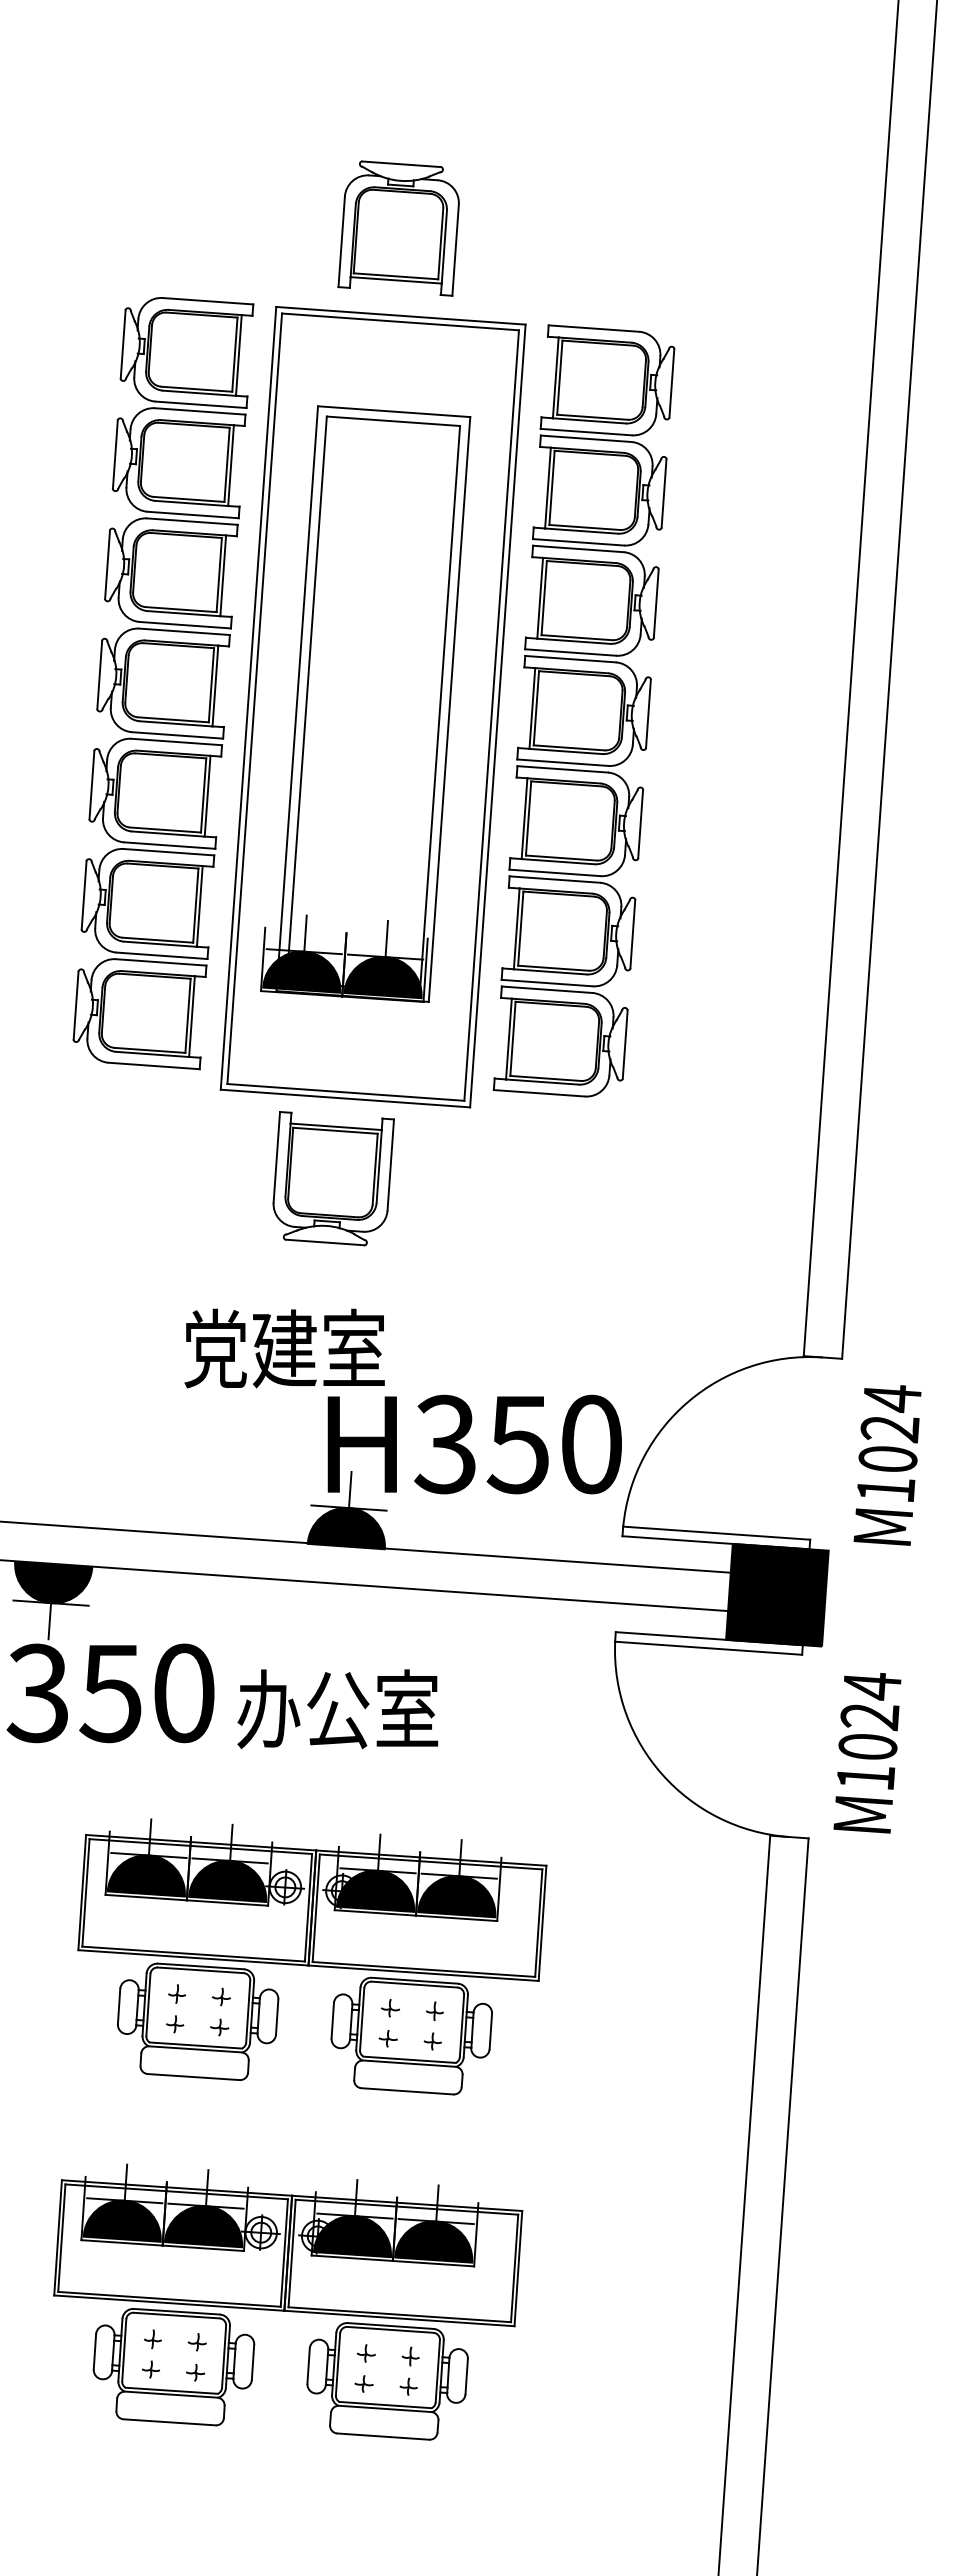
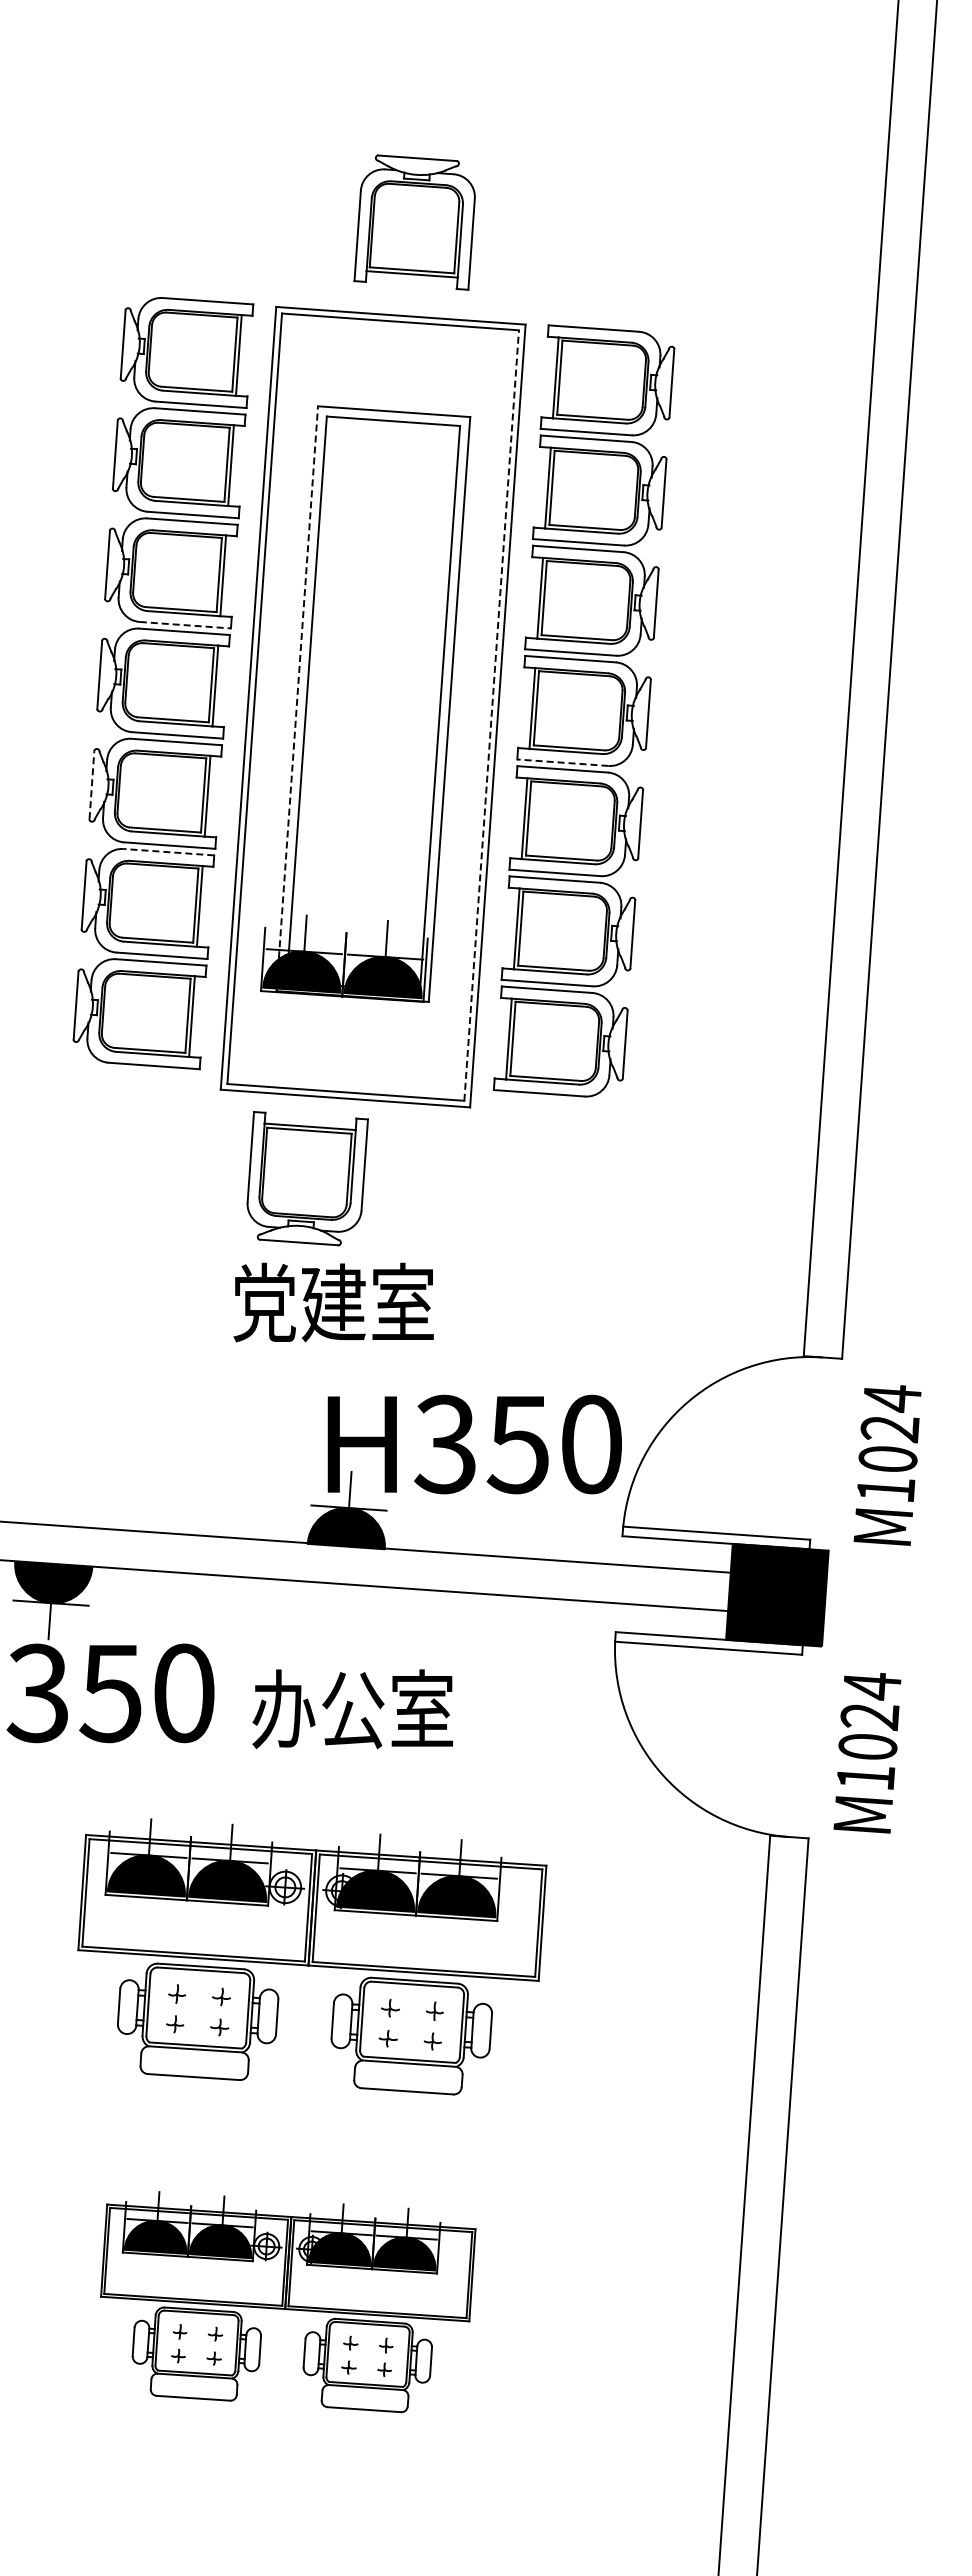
part position: (398, 228) -> (414, 222) (414, 222)
line: solid -> dashed (185, 625)
line: solid -> dashed (297, 698)
line: solid -> dashed (491, 715)
line: solid -> dashed (562, 762)
line: solid -> dashed (91, 784)
line: solid -> dashed (168, 852)
part position: (333, 1178) -> (307, 1178) (307, 1178)
text position: (284, 1348) -> (333, 1302) (333, 1302)
text position: (337, 1709) -> (352, 1709) (352, 1709)
part size: 471x278 px -> 377x223 px (288, 2302)
